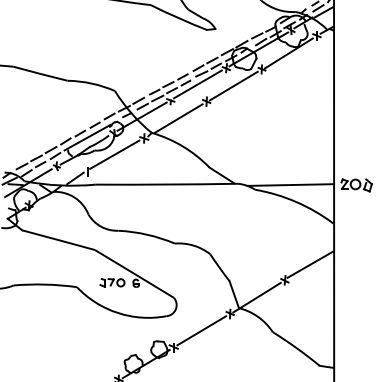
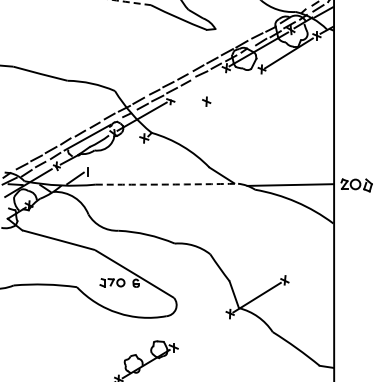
arc: solid -> dashed (132, 2)
line: present -> none (197, 84)
line: present -> none (233, 85)
line: present -> none (178, 118)
line: present -> none (114, 154)
arc: solid -> dashed (166, 184)
line: present -> none (309, 264)
line: present -> none (201, 330)
